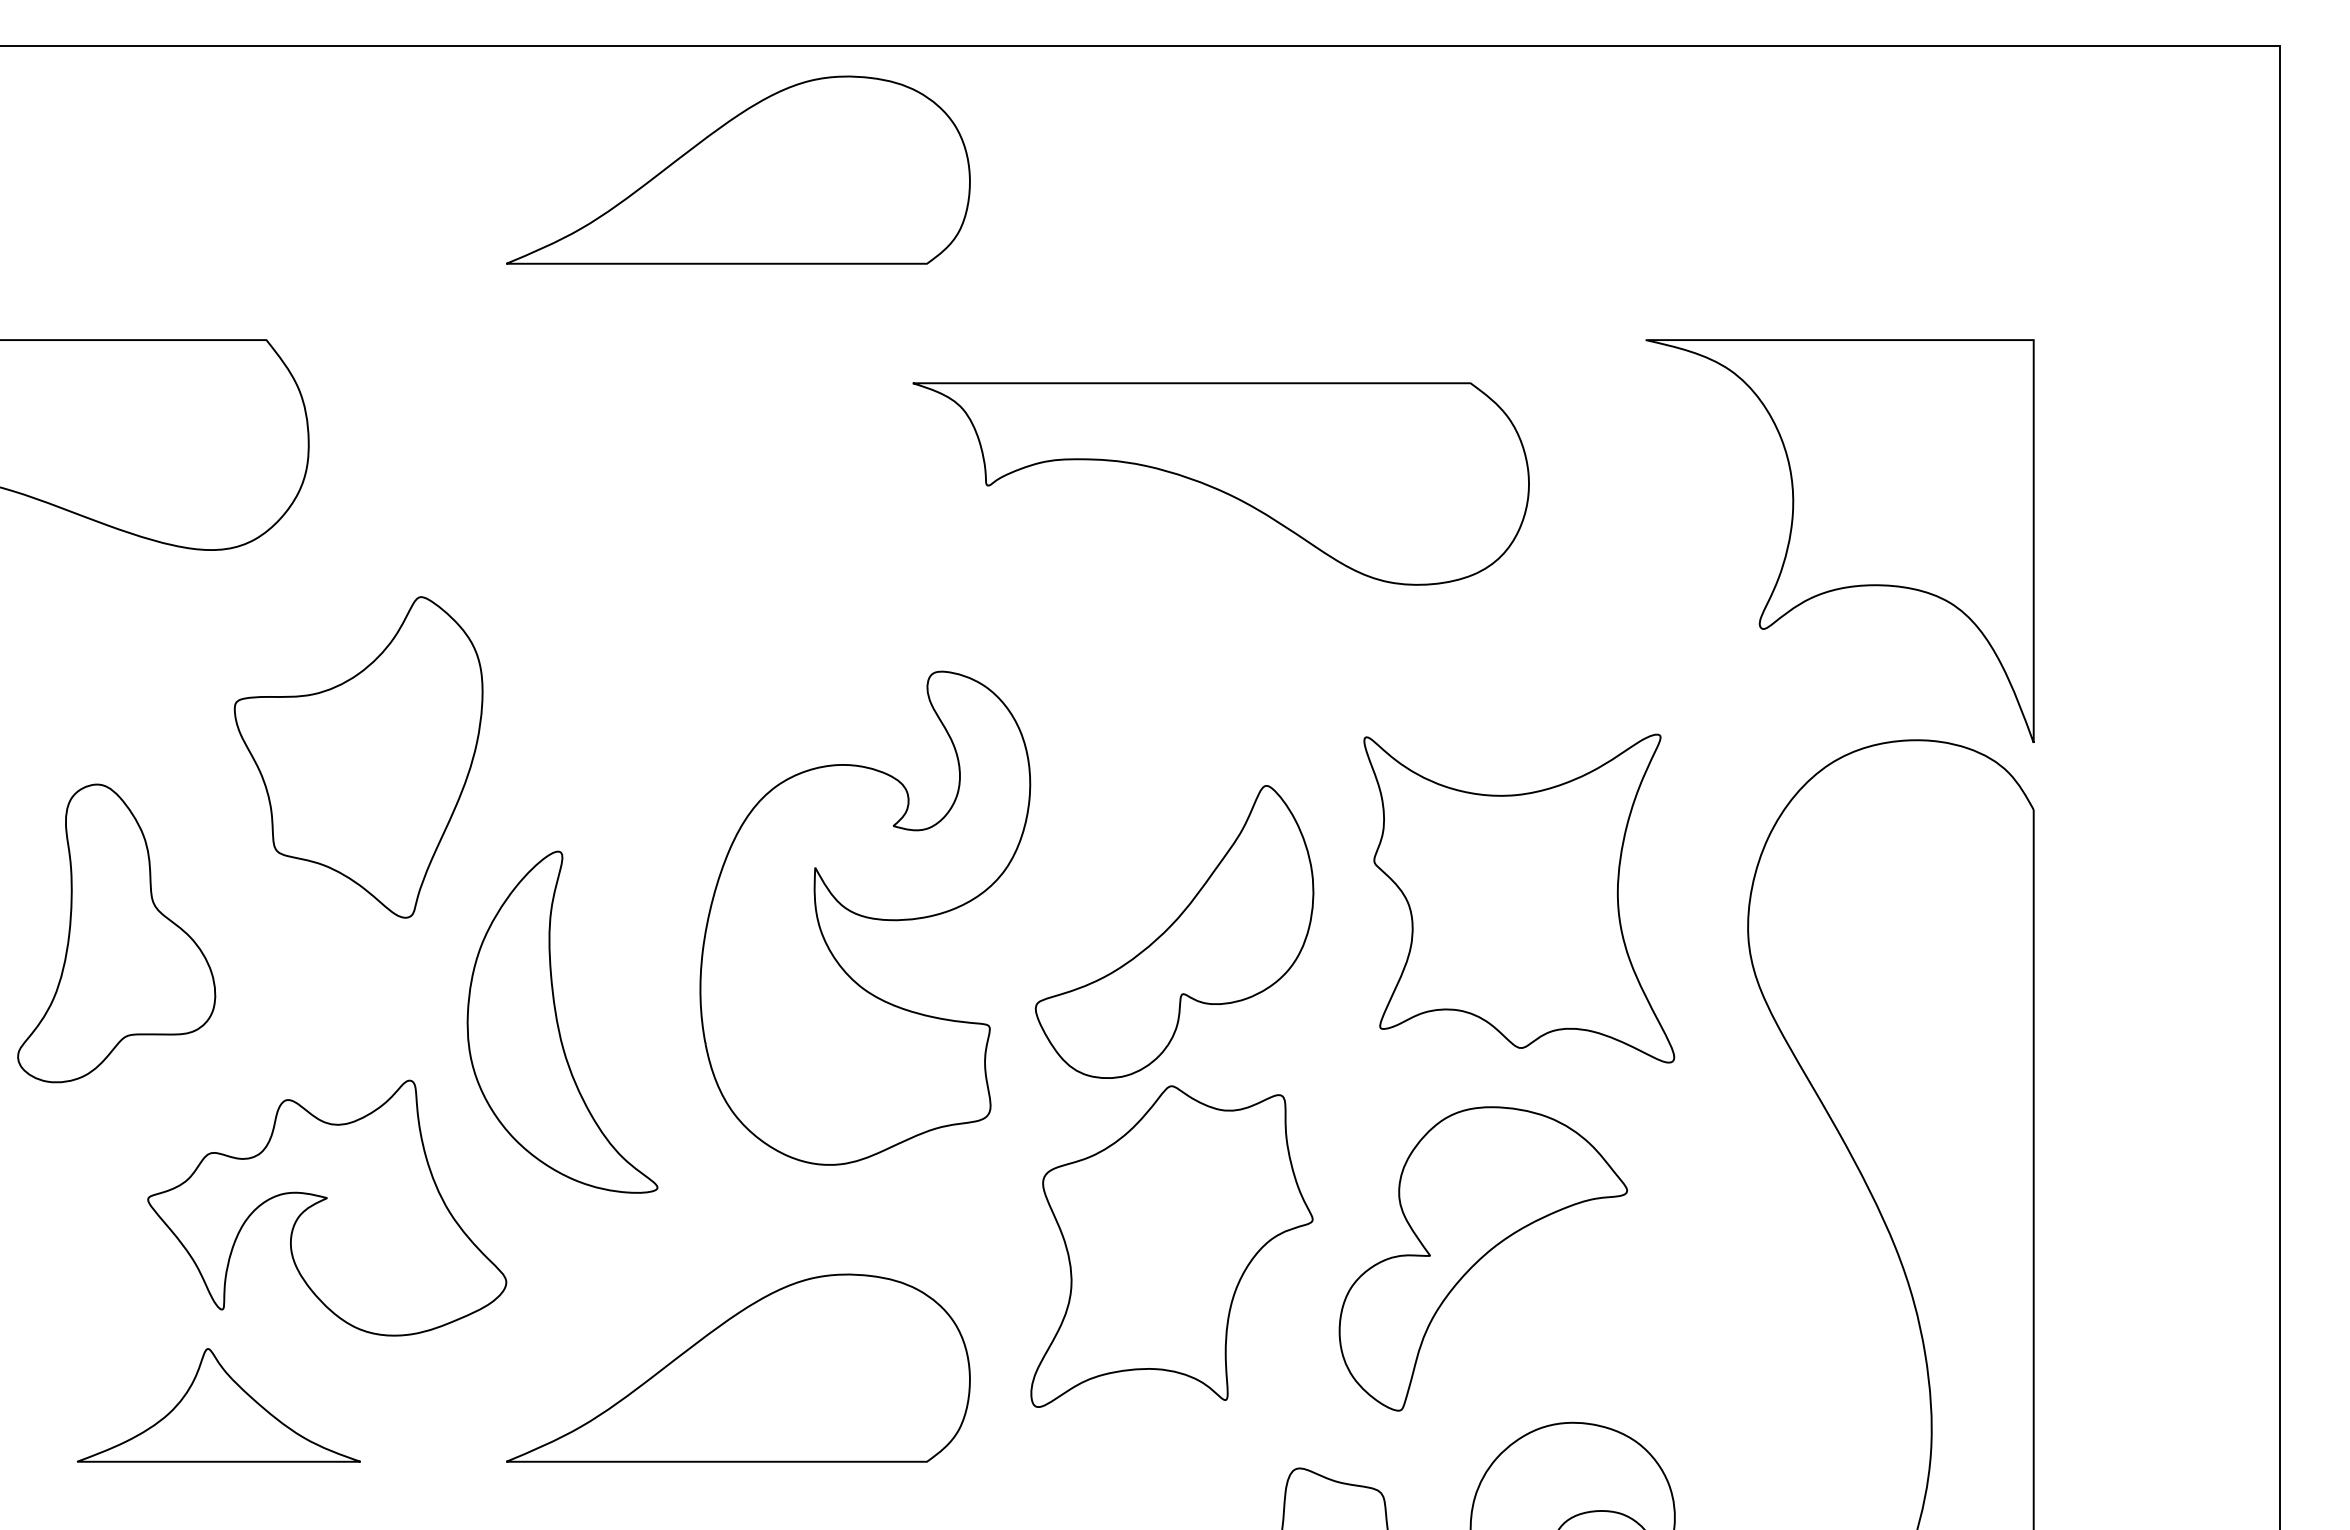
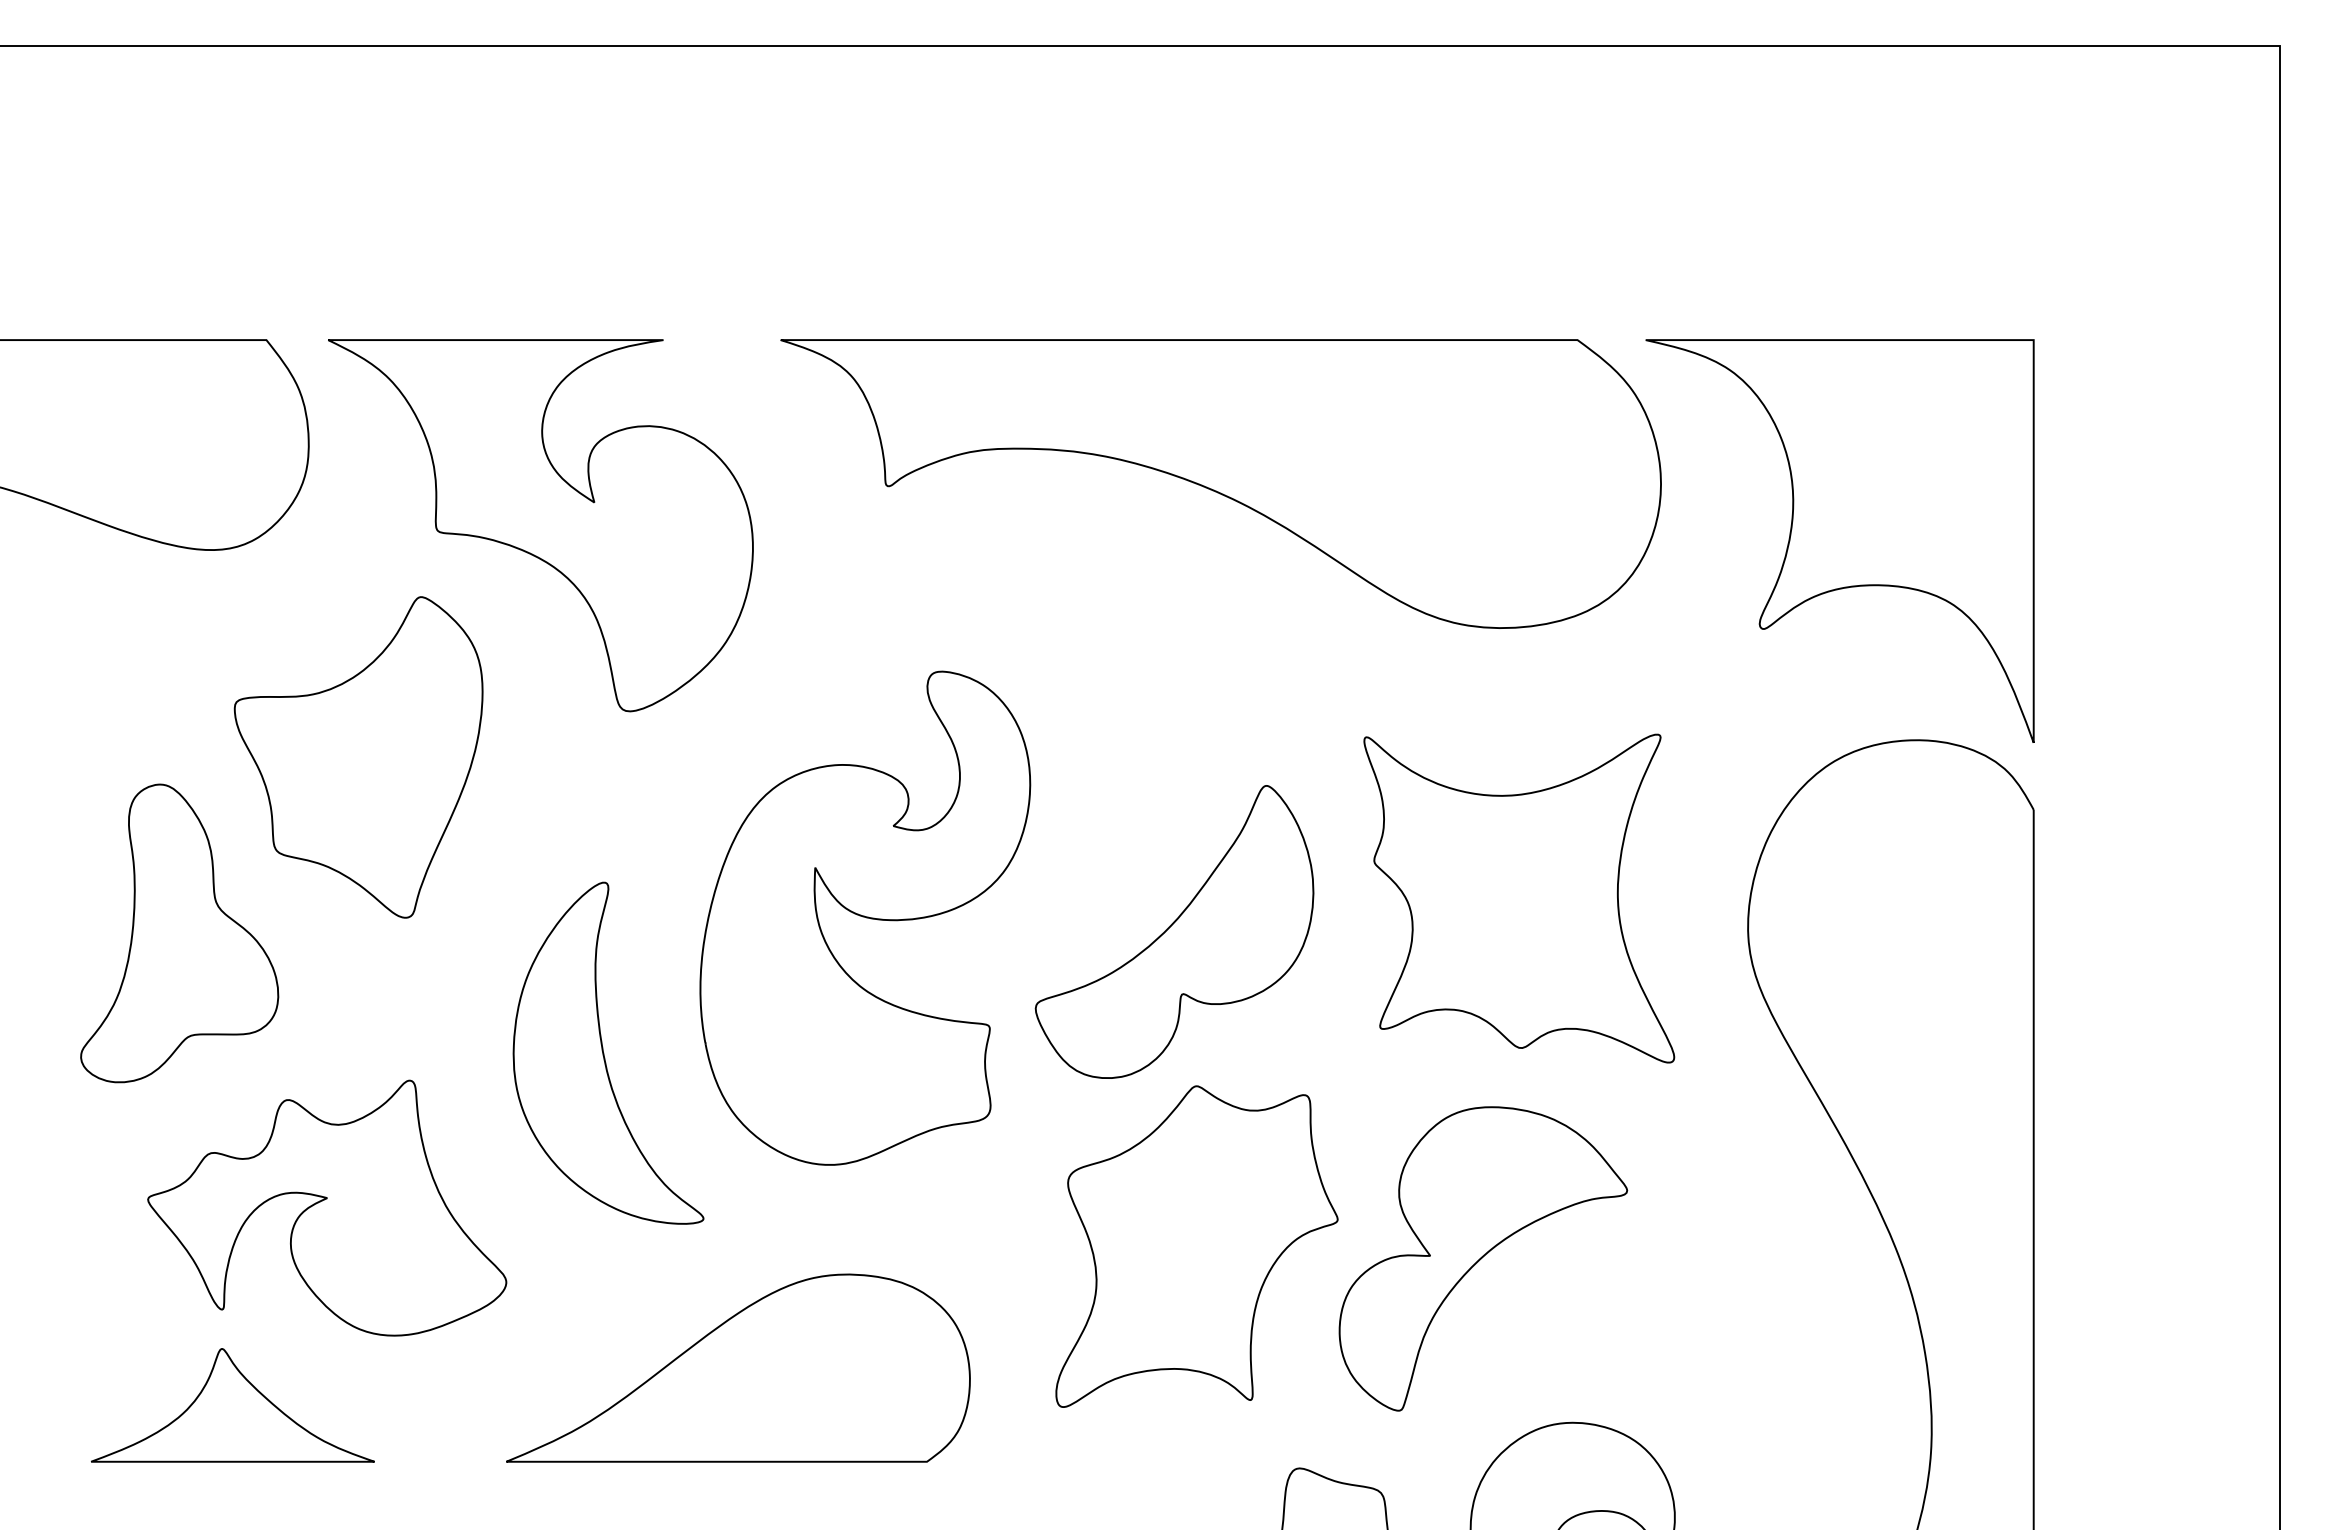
part: present -> none (738, 169)
part size: 618x204 px -> 882x290 px (1220, 483)
part: none -> present (540, 525)
part position: (116, 933) -> (179, 933) (179, 933)
part position: (562, 1021) -> (608, 1052) (608, 1052)
part position: (1171, 1246) -> (1196, 1246) (1196, 1246)
part position: (218, 1405) -> (232, 1405) (232, 1405)
